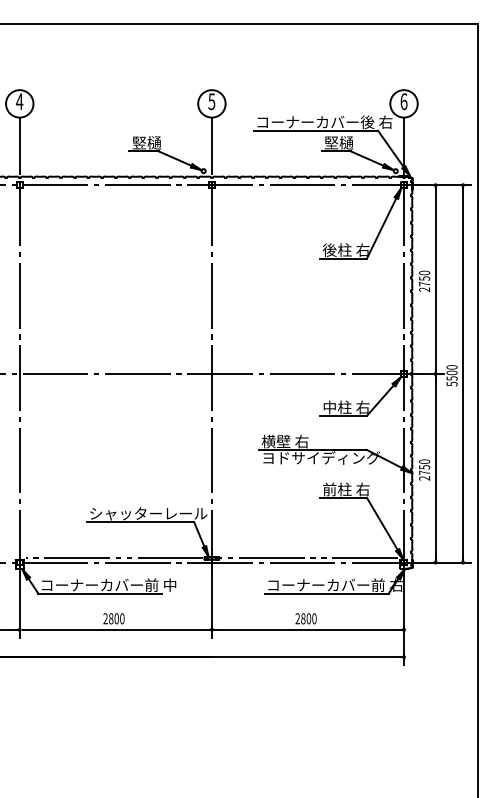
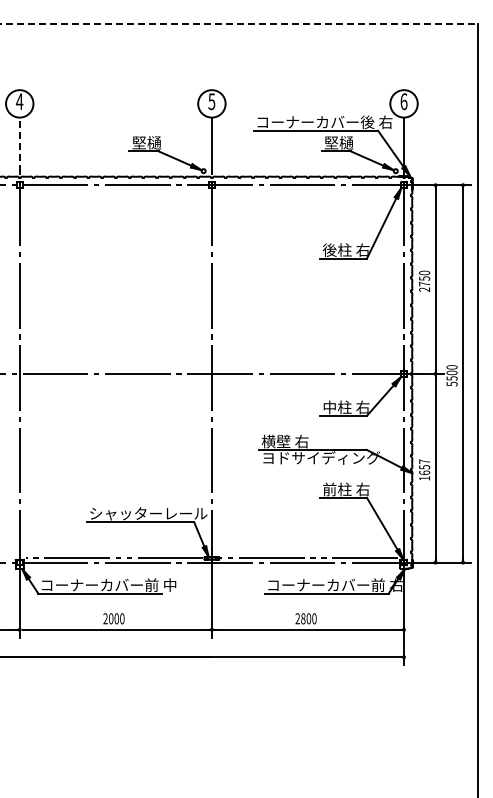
line: solid -> dashed (239, 23)
text: 竪樋 -> 堅樋 (139, 142)
line: solid -> dashed (19, 144)
text: 2750 -> 1657 (424, 469)
text: 2800 -> 2000 (111, 619)
